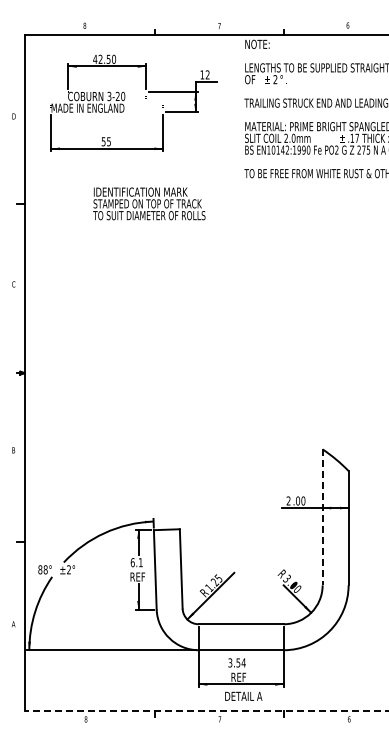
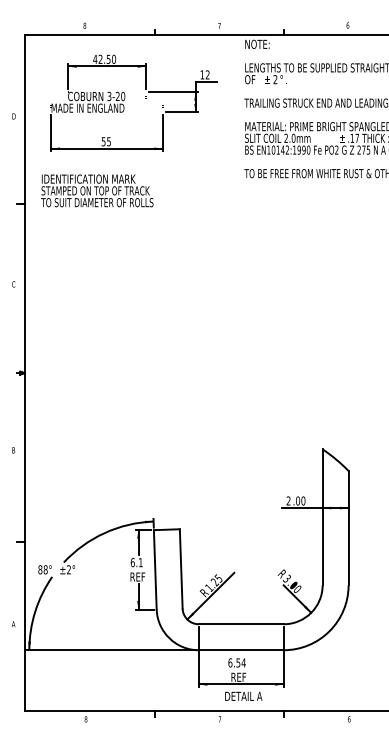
text position: (149, 203) -> (97, 190) (97, 190)
line: dashed -> solid (322, 517)
text: 3.54 -> 6.54 (230, 662)
line: dashed -> solid (206, 711)
